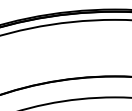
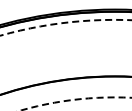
circle: solid -> dashed (65, 27)
circle: solid -> dashed (75, 103)
